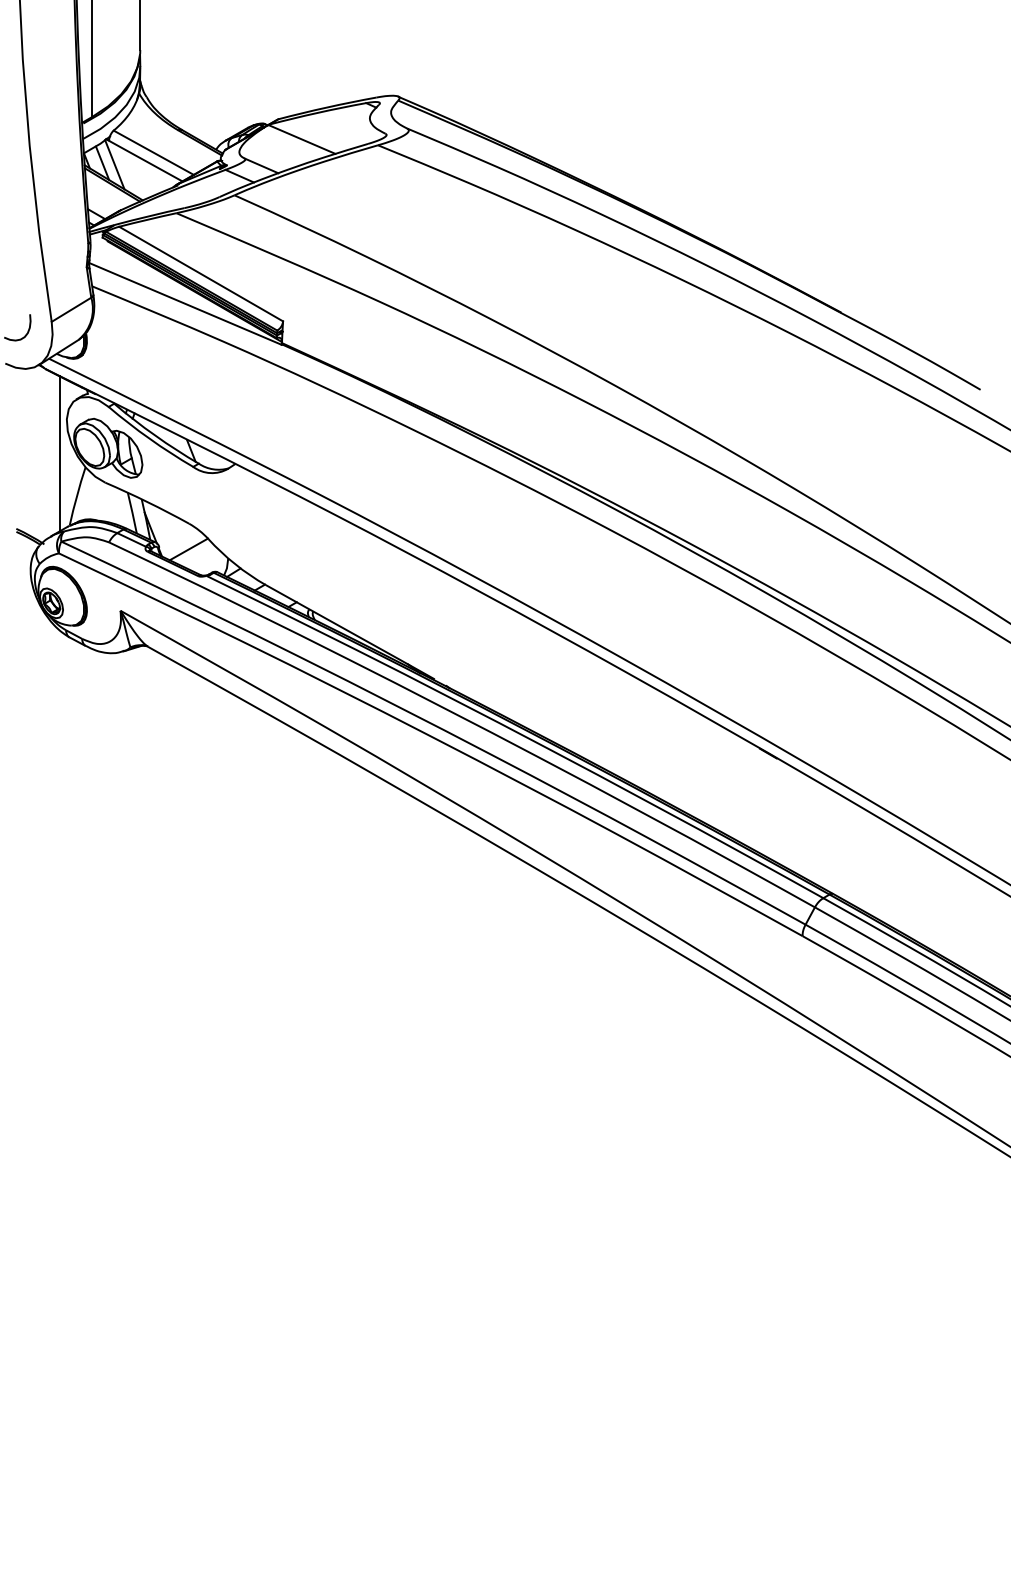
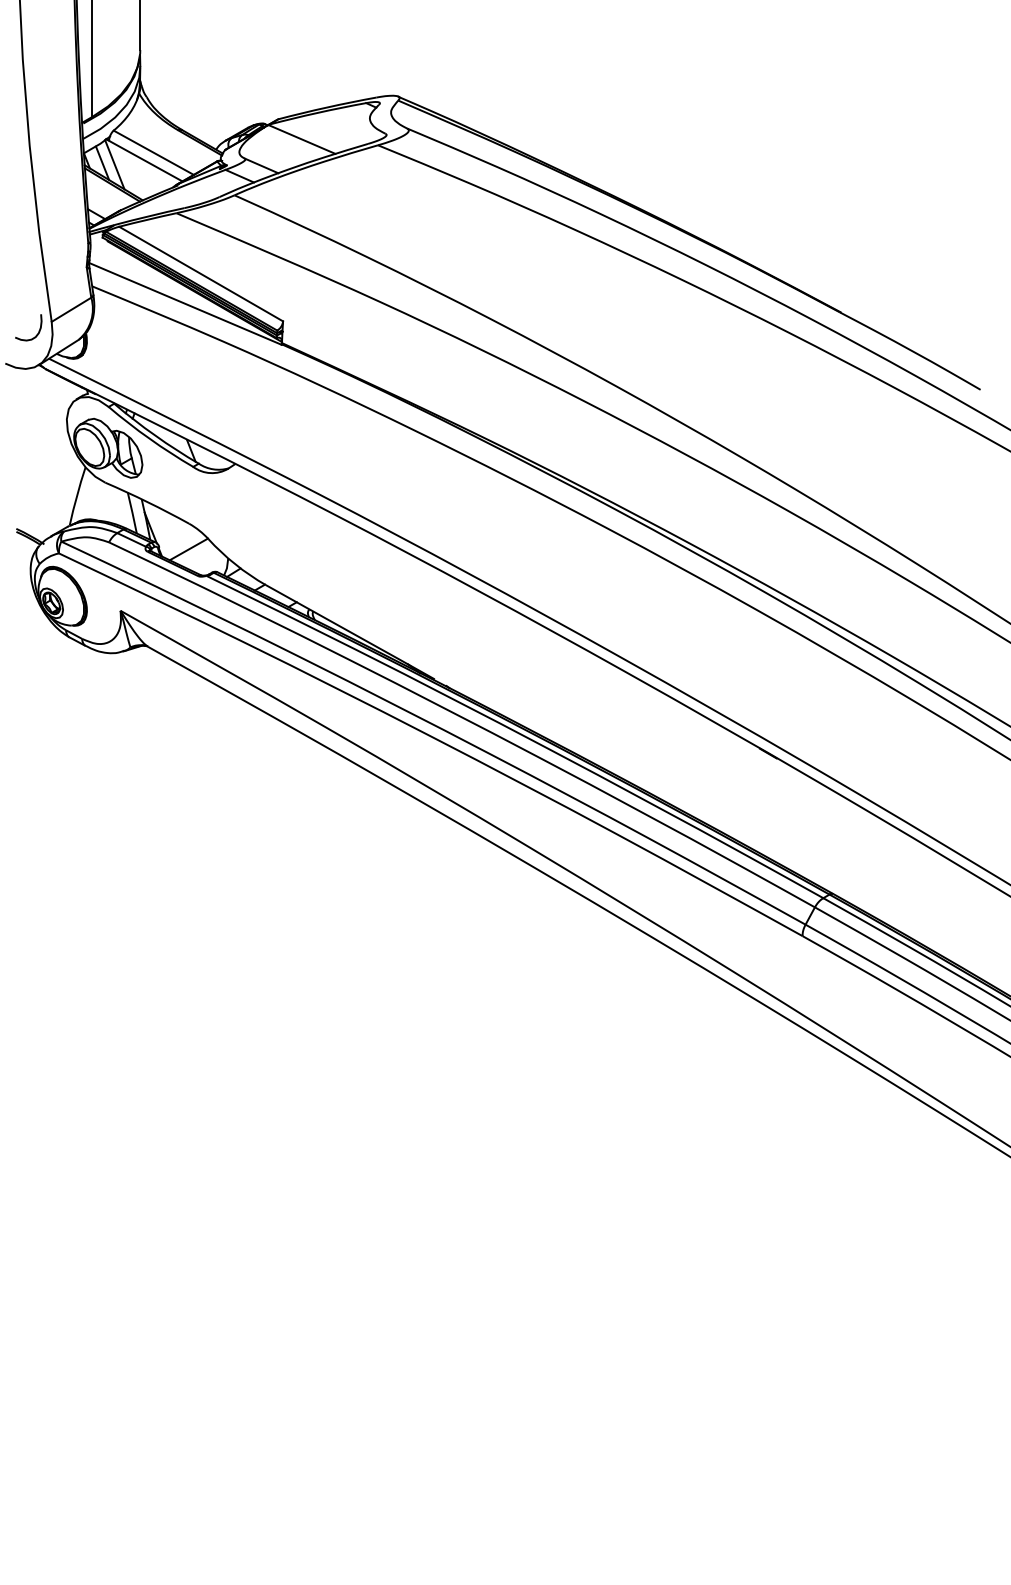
curve position: (27, 330) -> (38, 330) (38, 330)
line: present -> none (59, 453)
